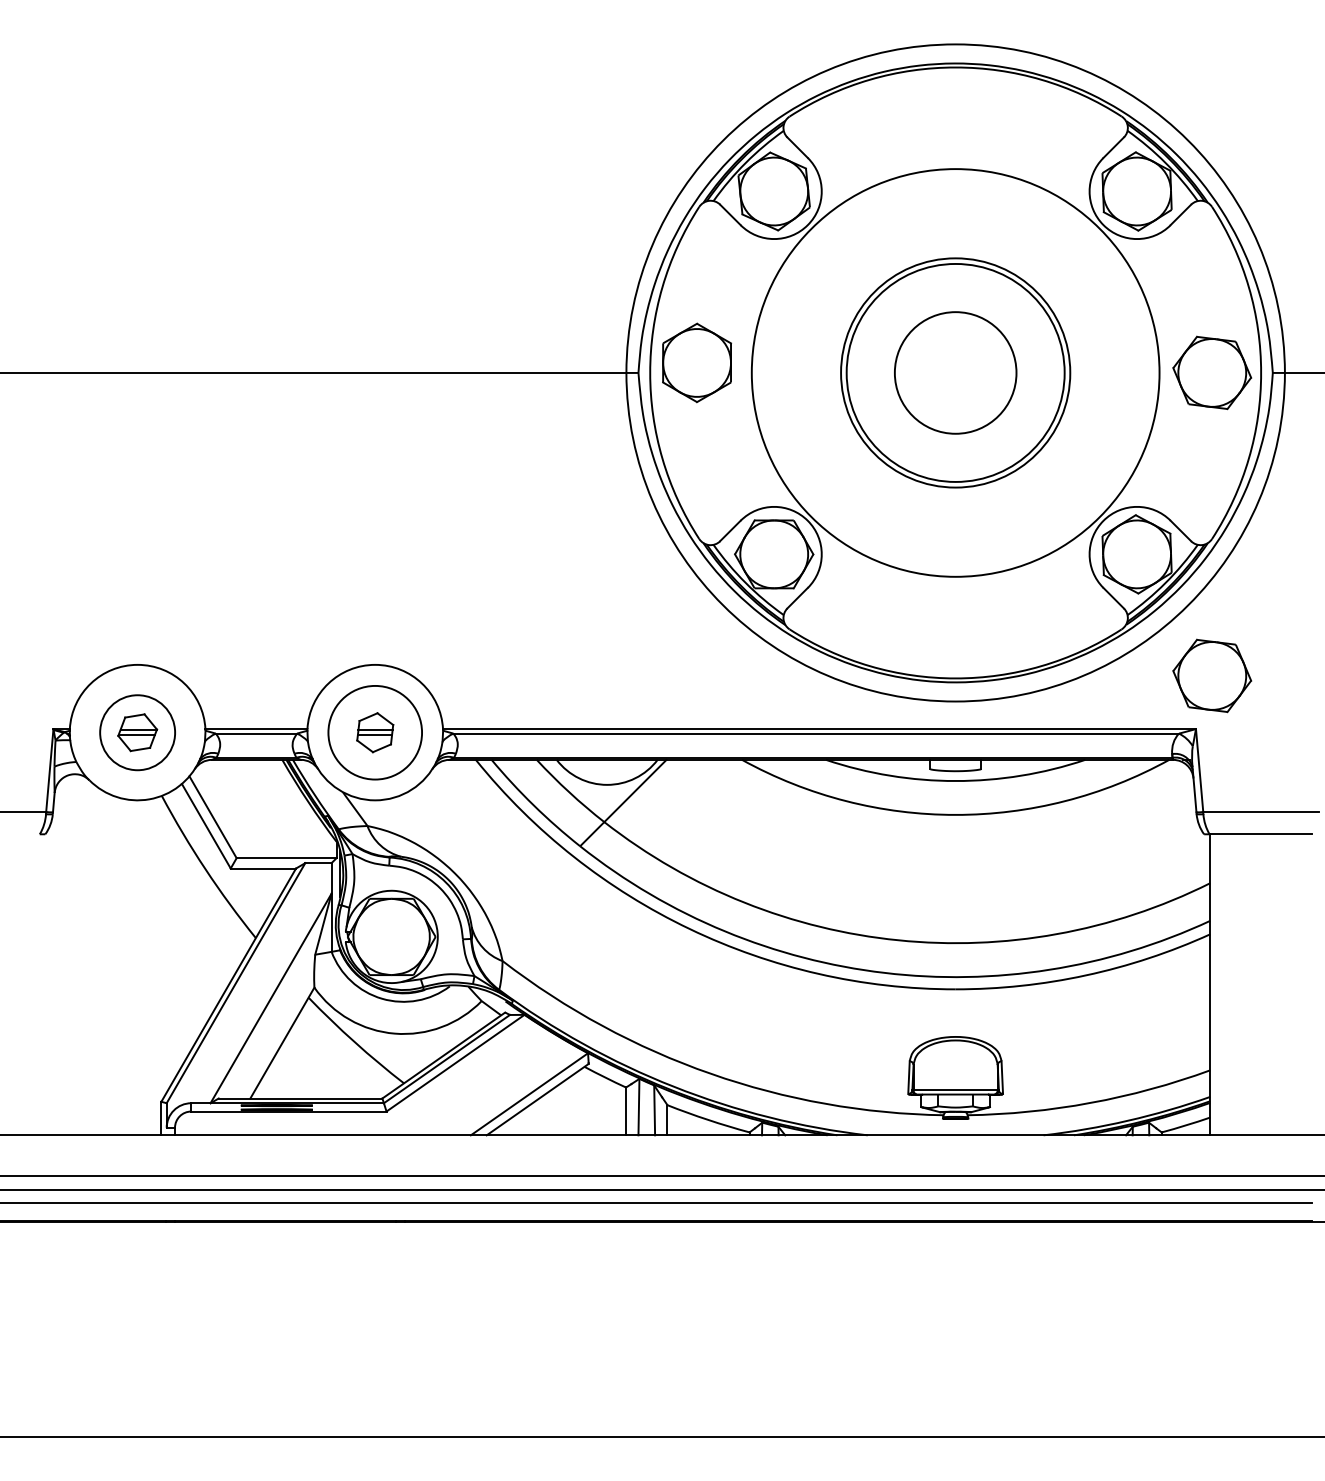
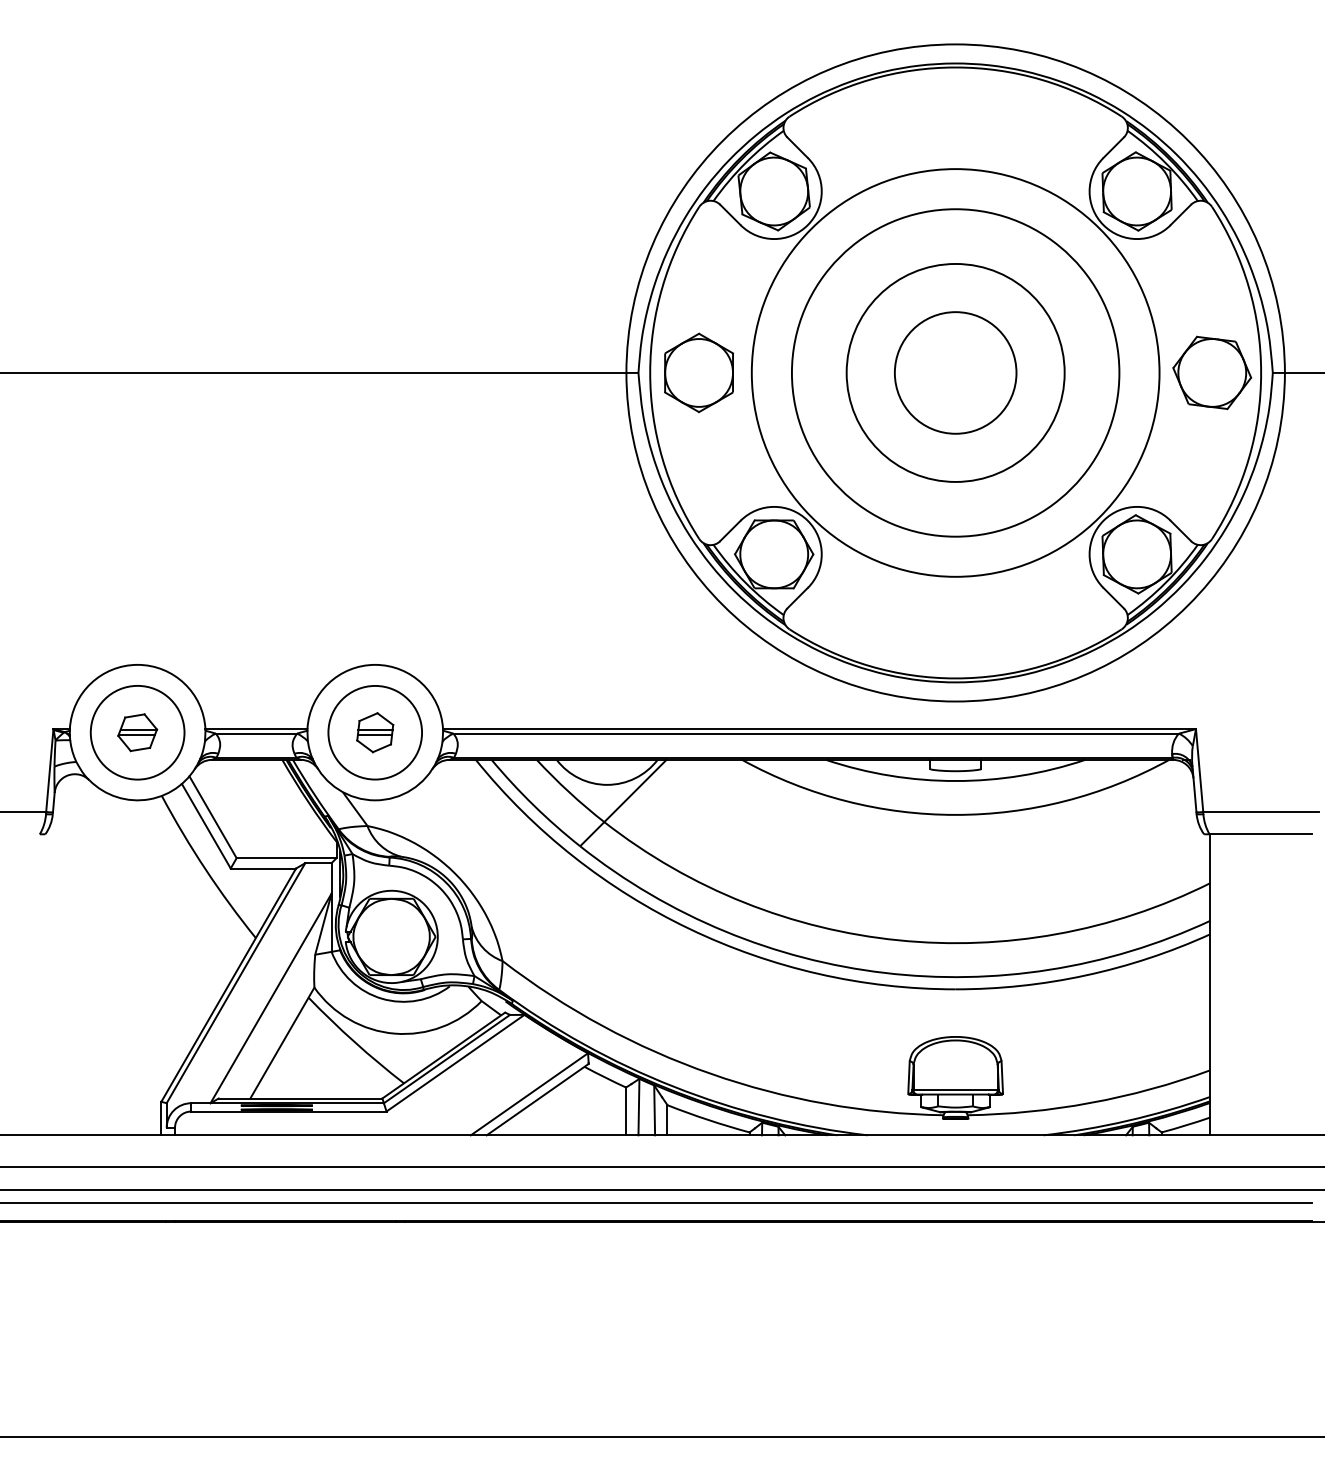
part position: (696, 362) -> (698, 372) (698, 372)
circle diameter: 229 px -> 327 px (955, 372)
part: present -> none (1212, 675)
circle diameter: 75 px -> 94 px (137, 732)
line position: (661, 1176) -> (661, 1167) (661, 1167)
